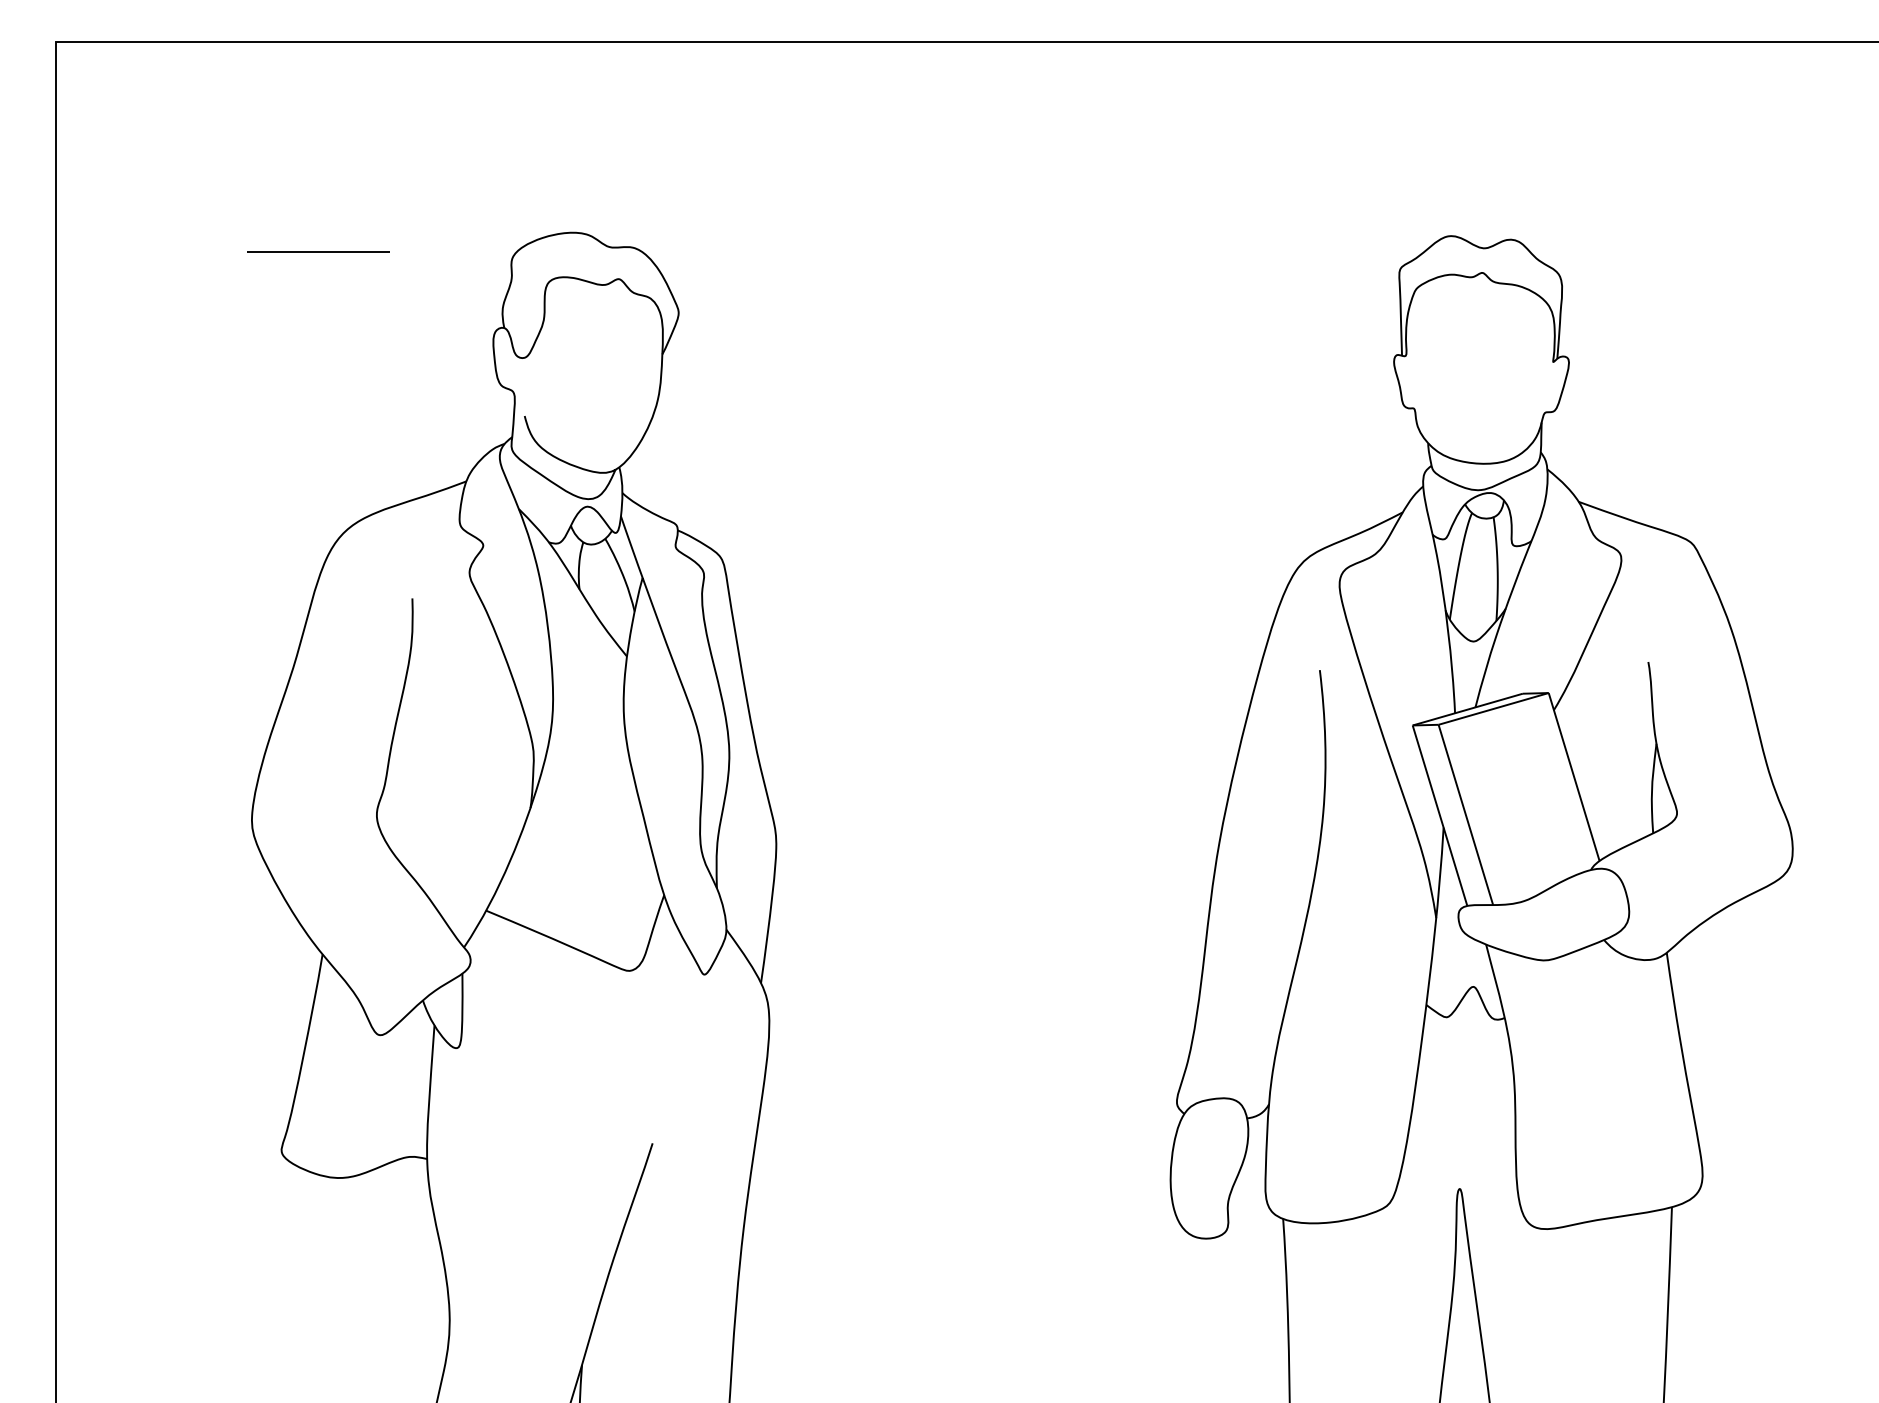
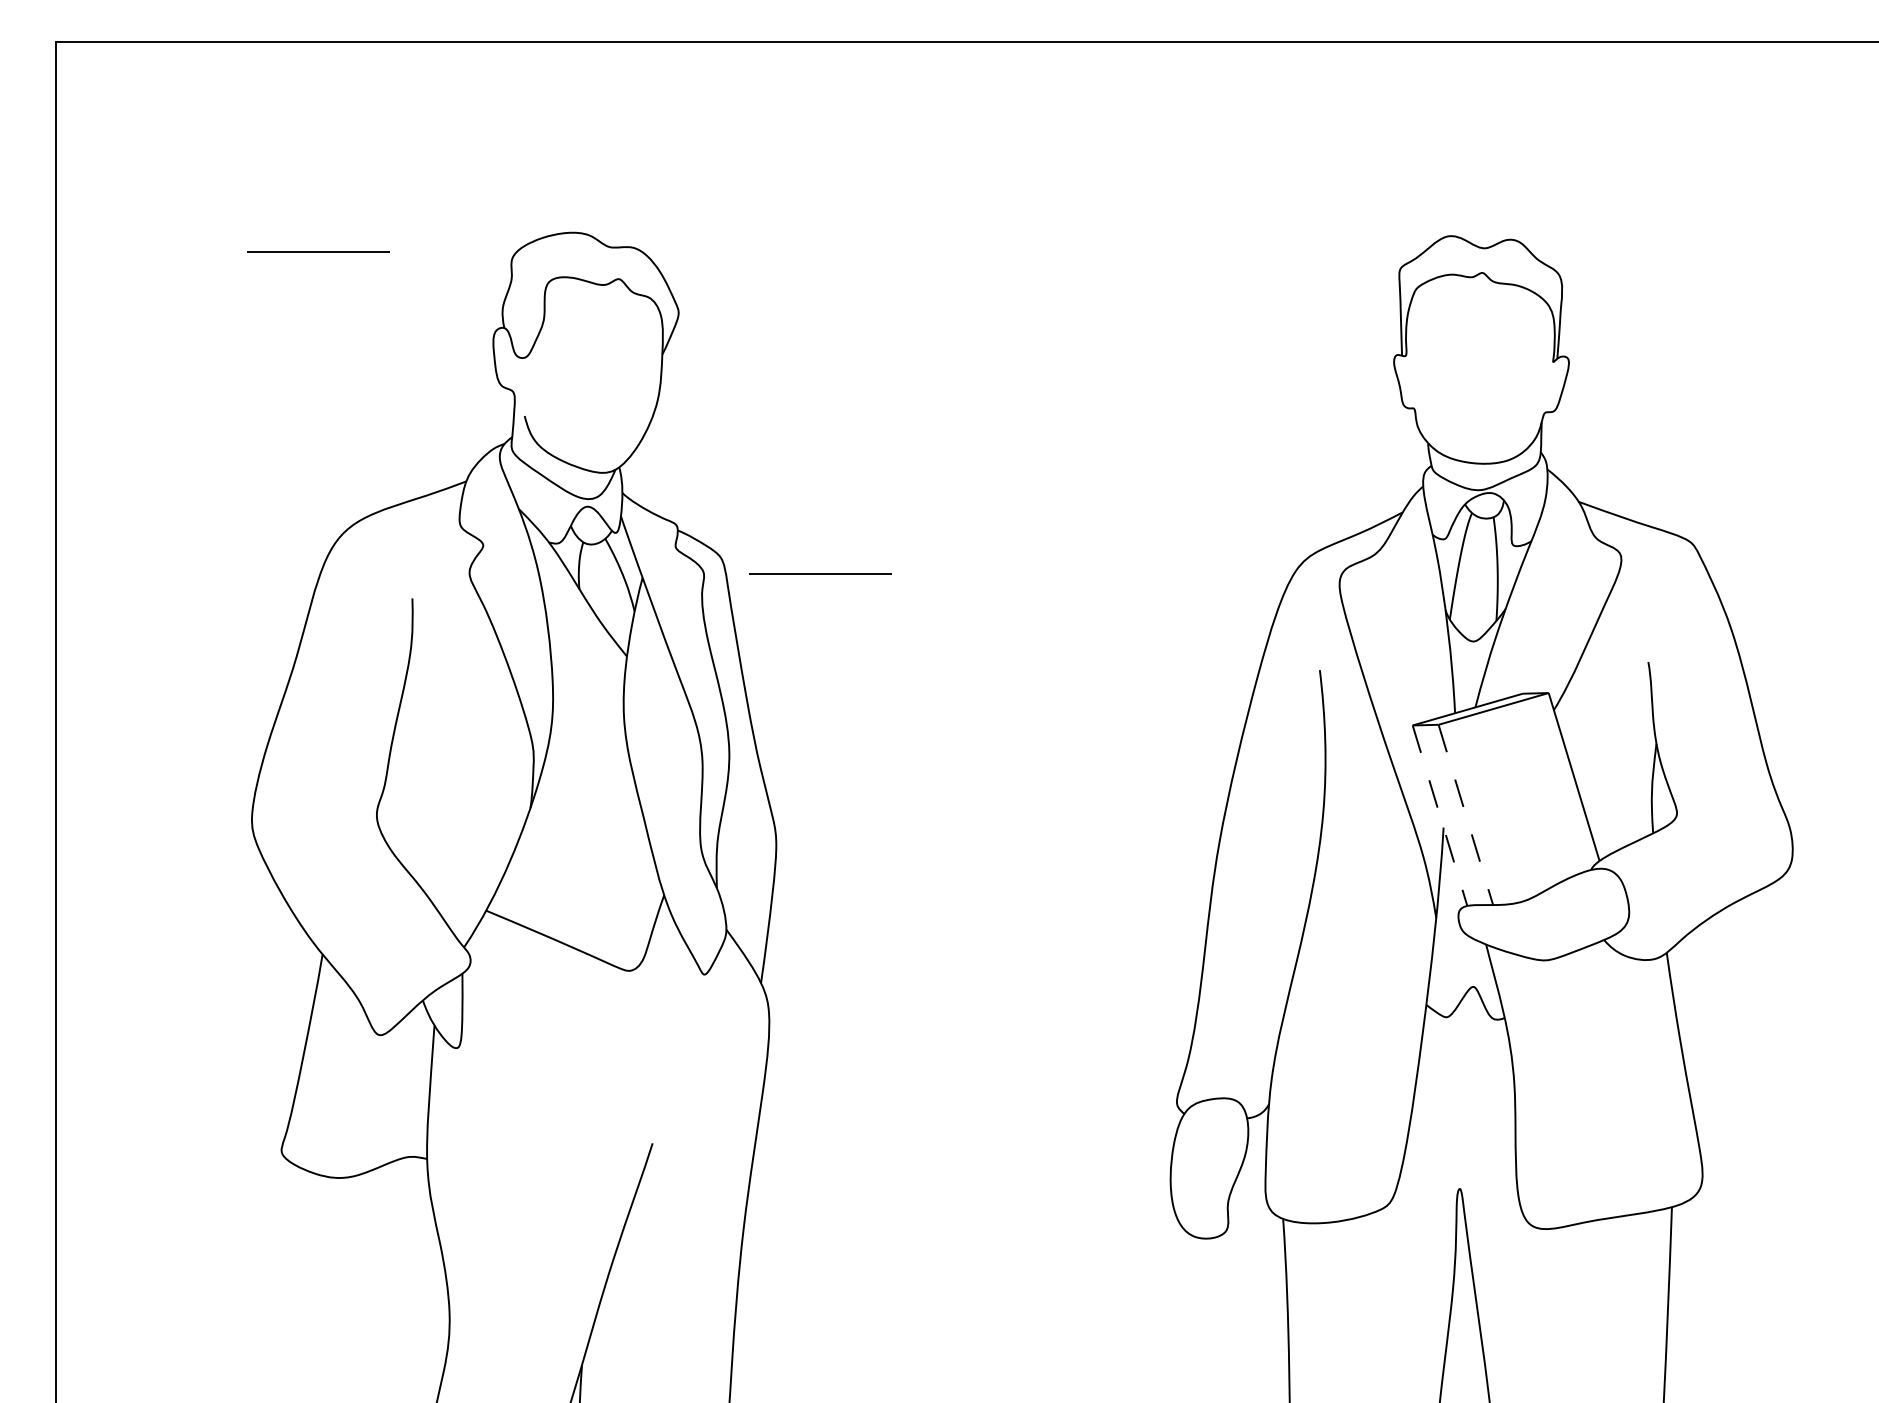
line: none -> present (820, 573)
line: solid -> dashed (1466, 815)
line: solid -> dashed (1440, 816)
